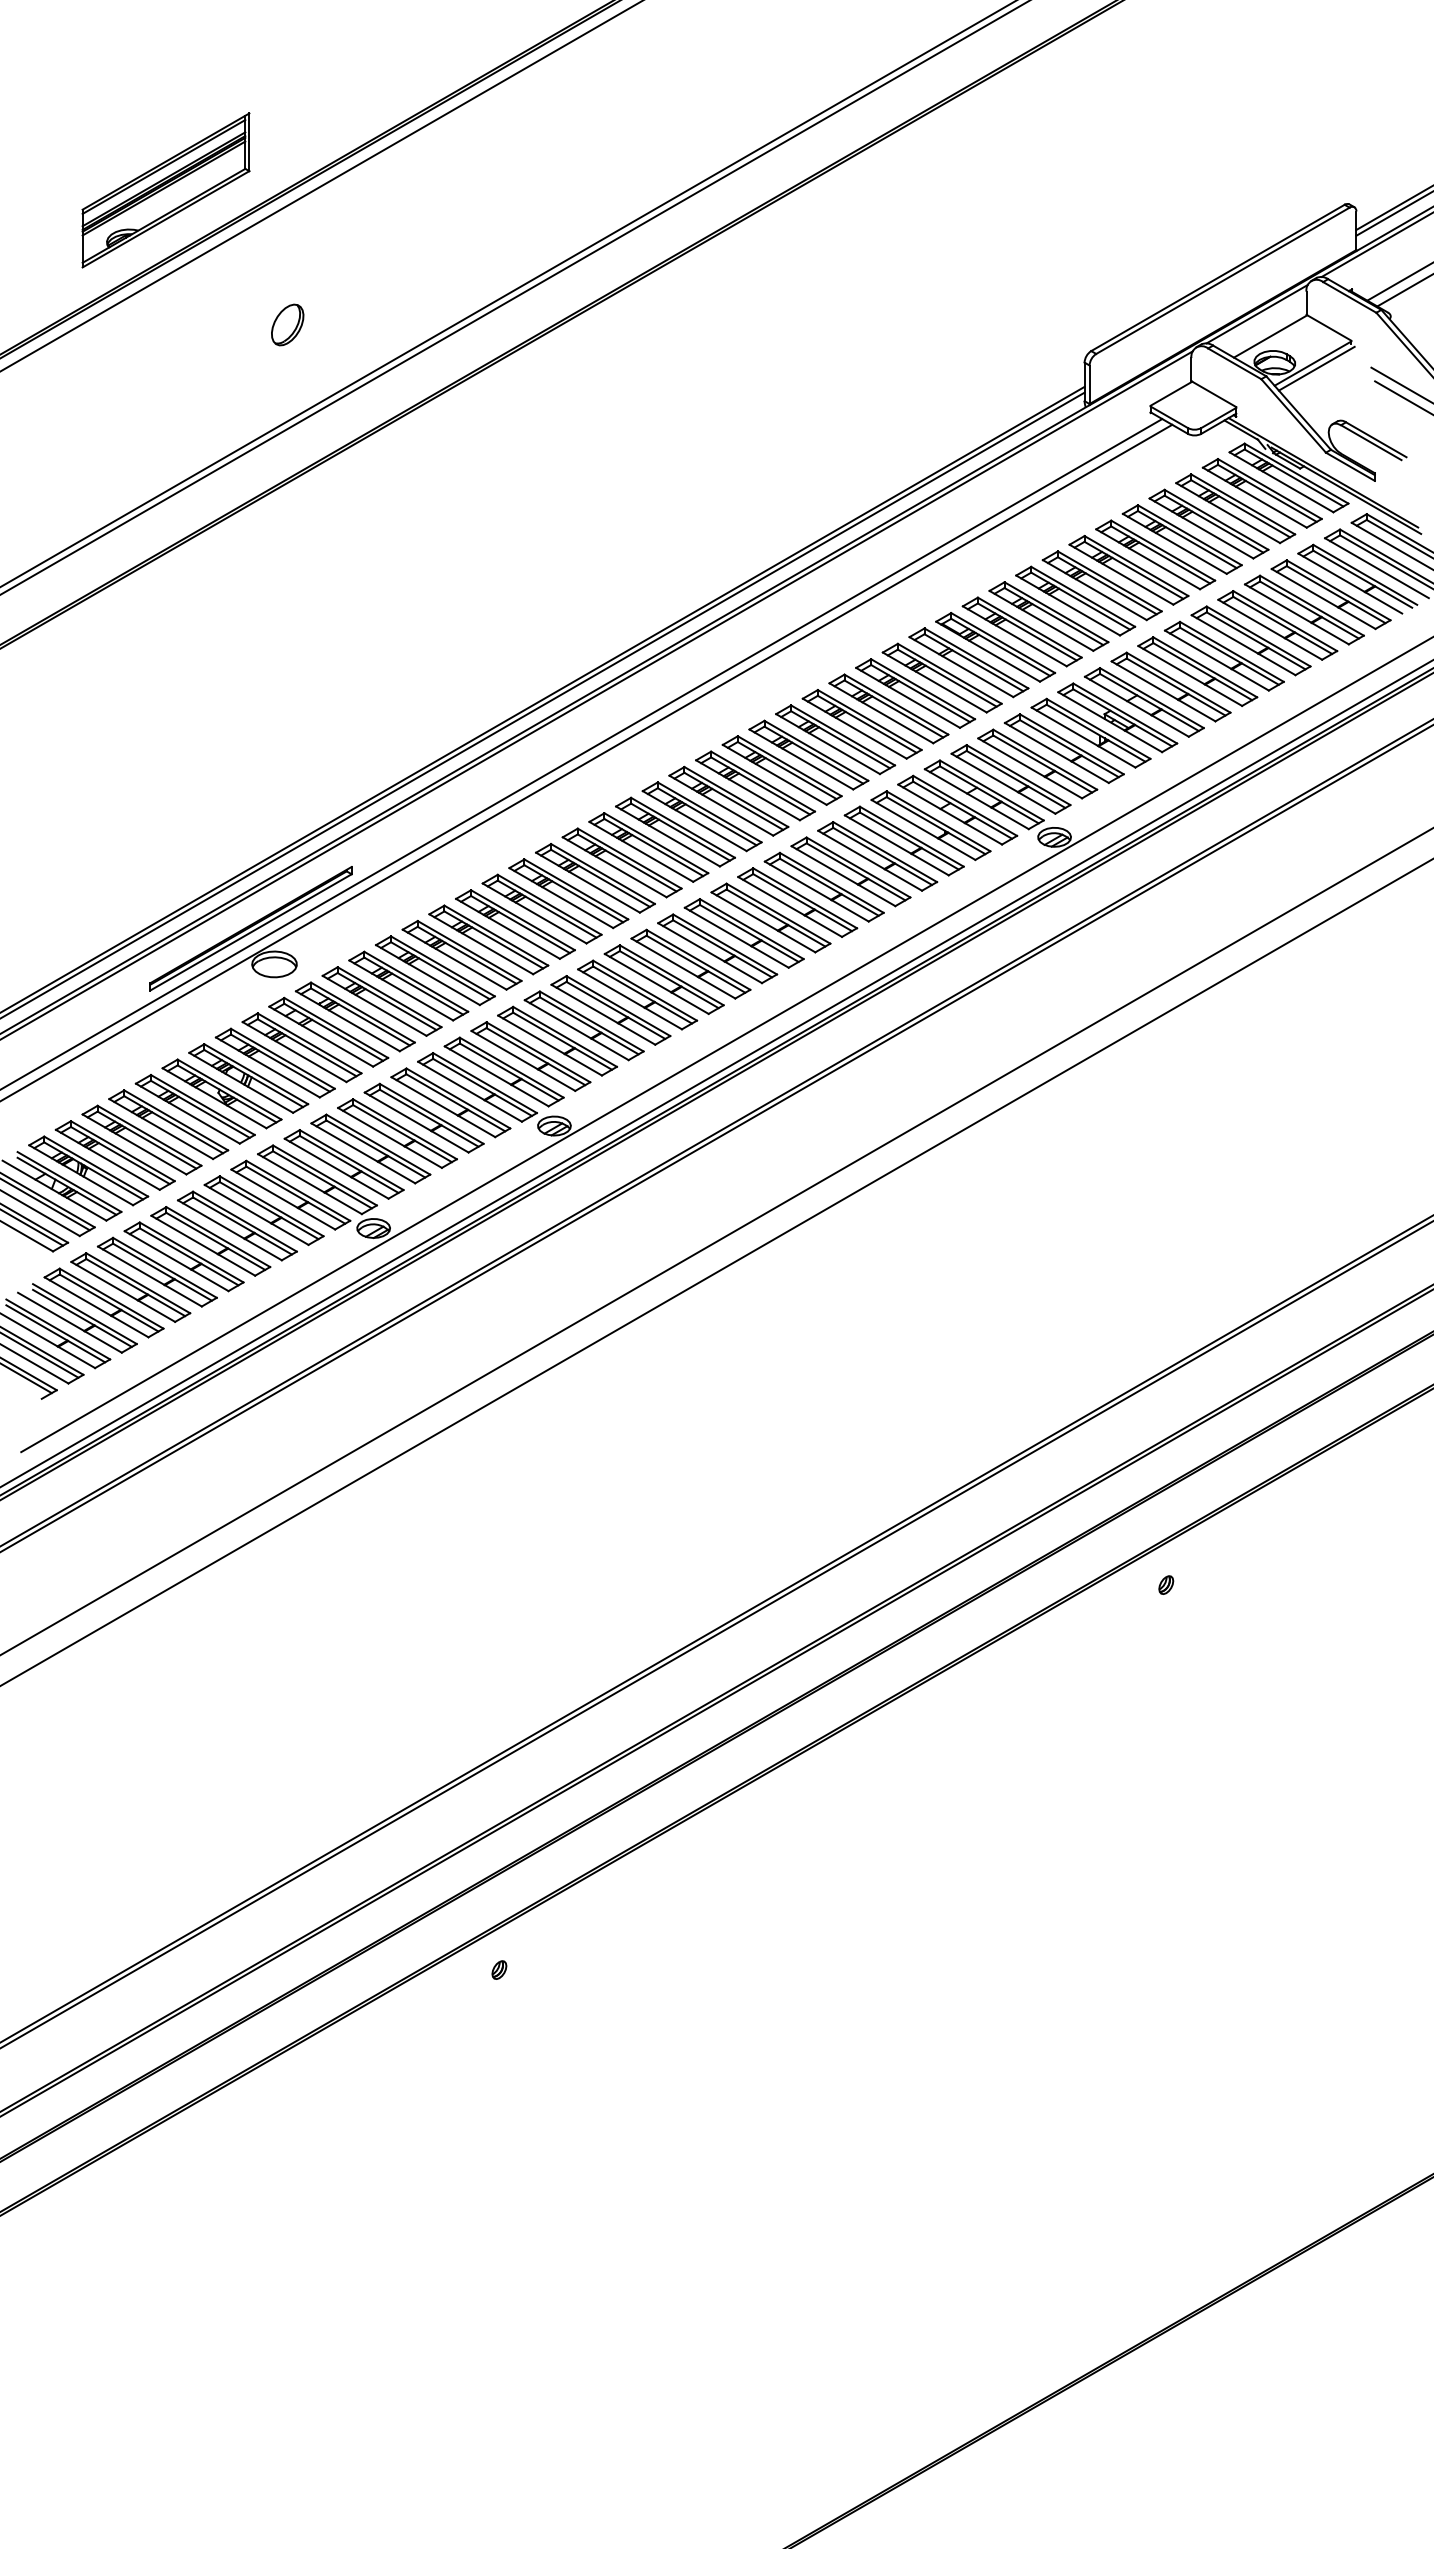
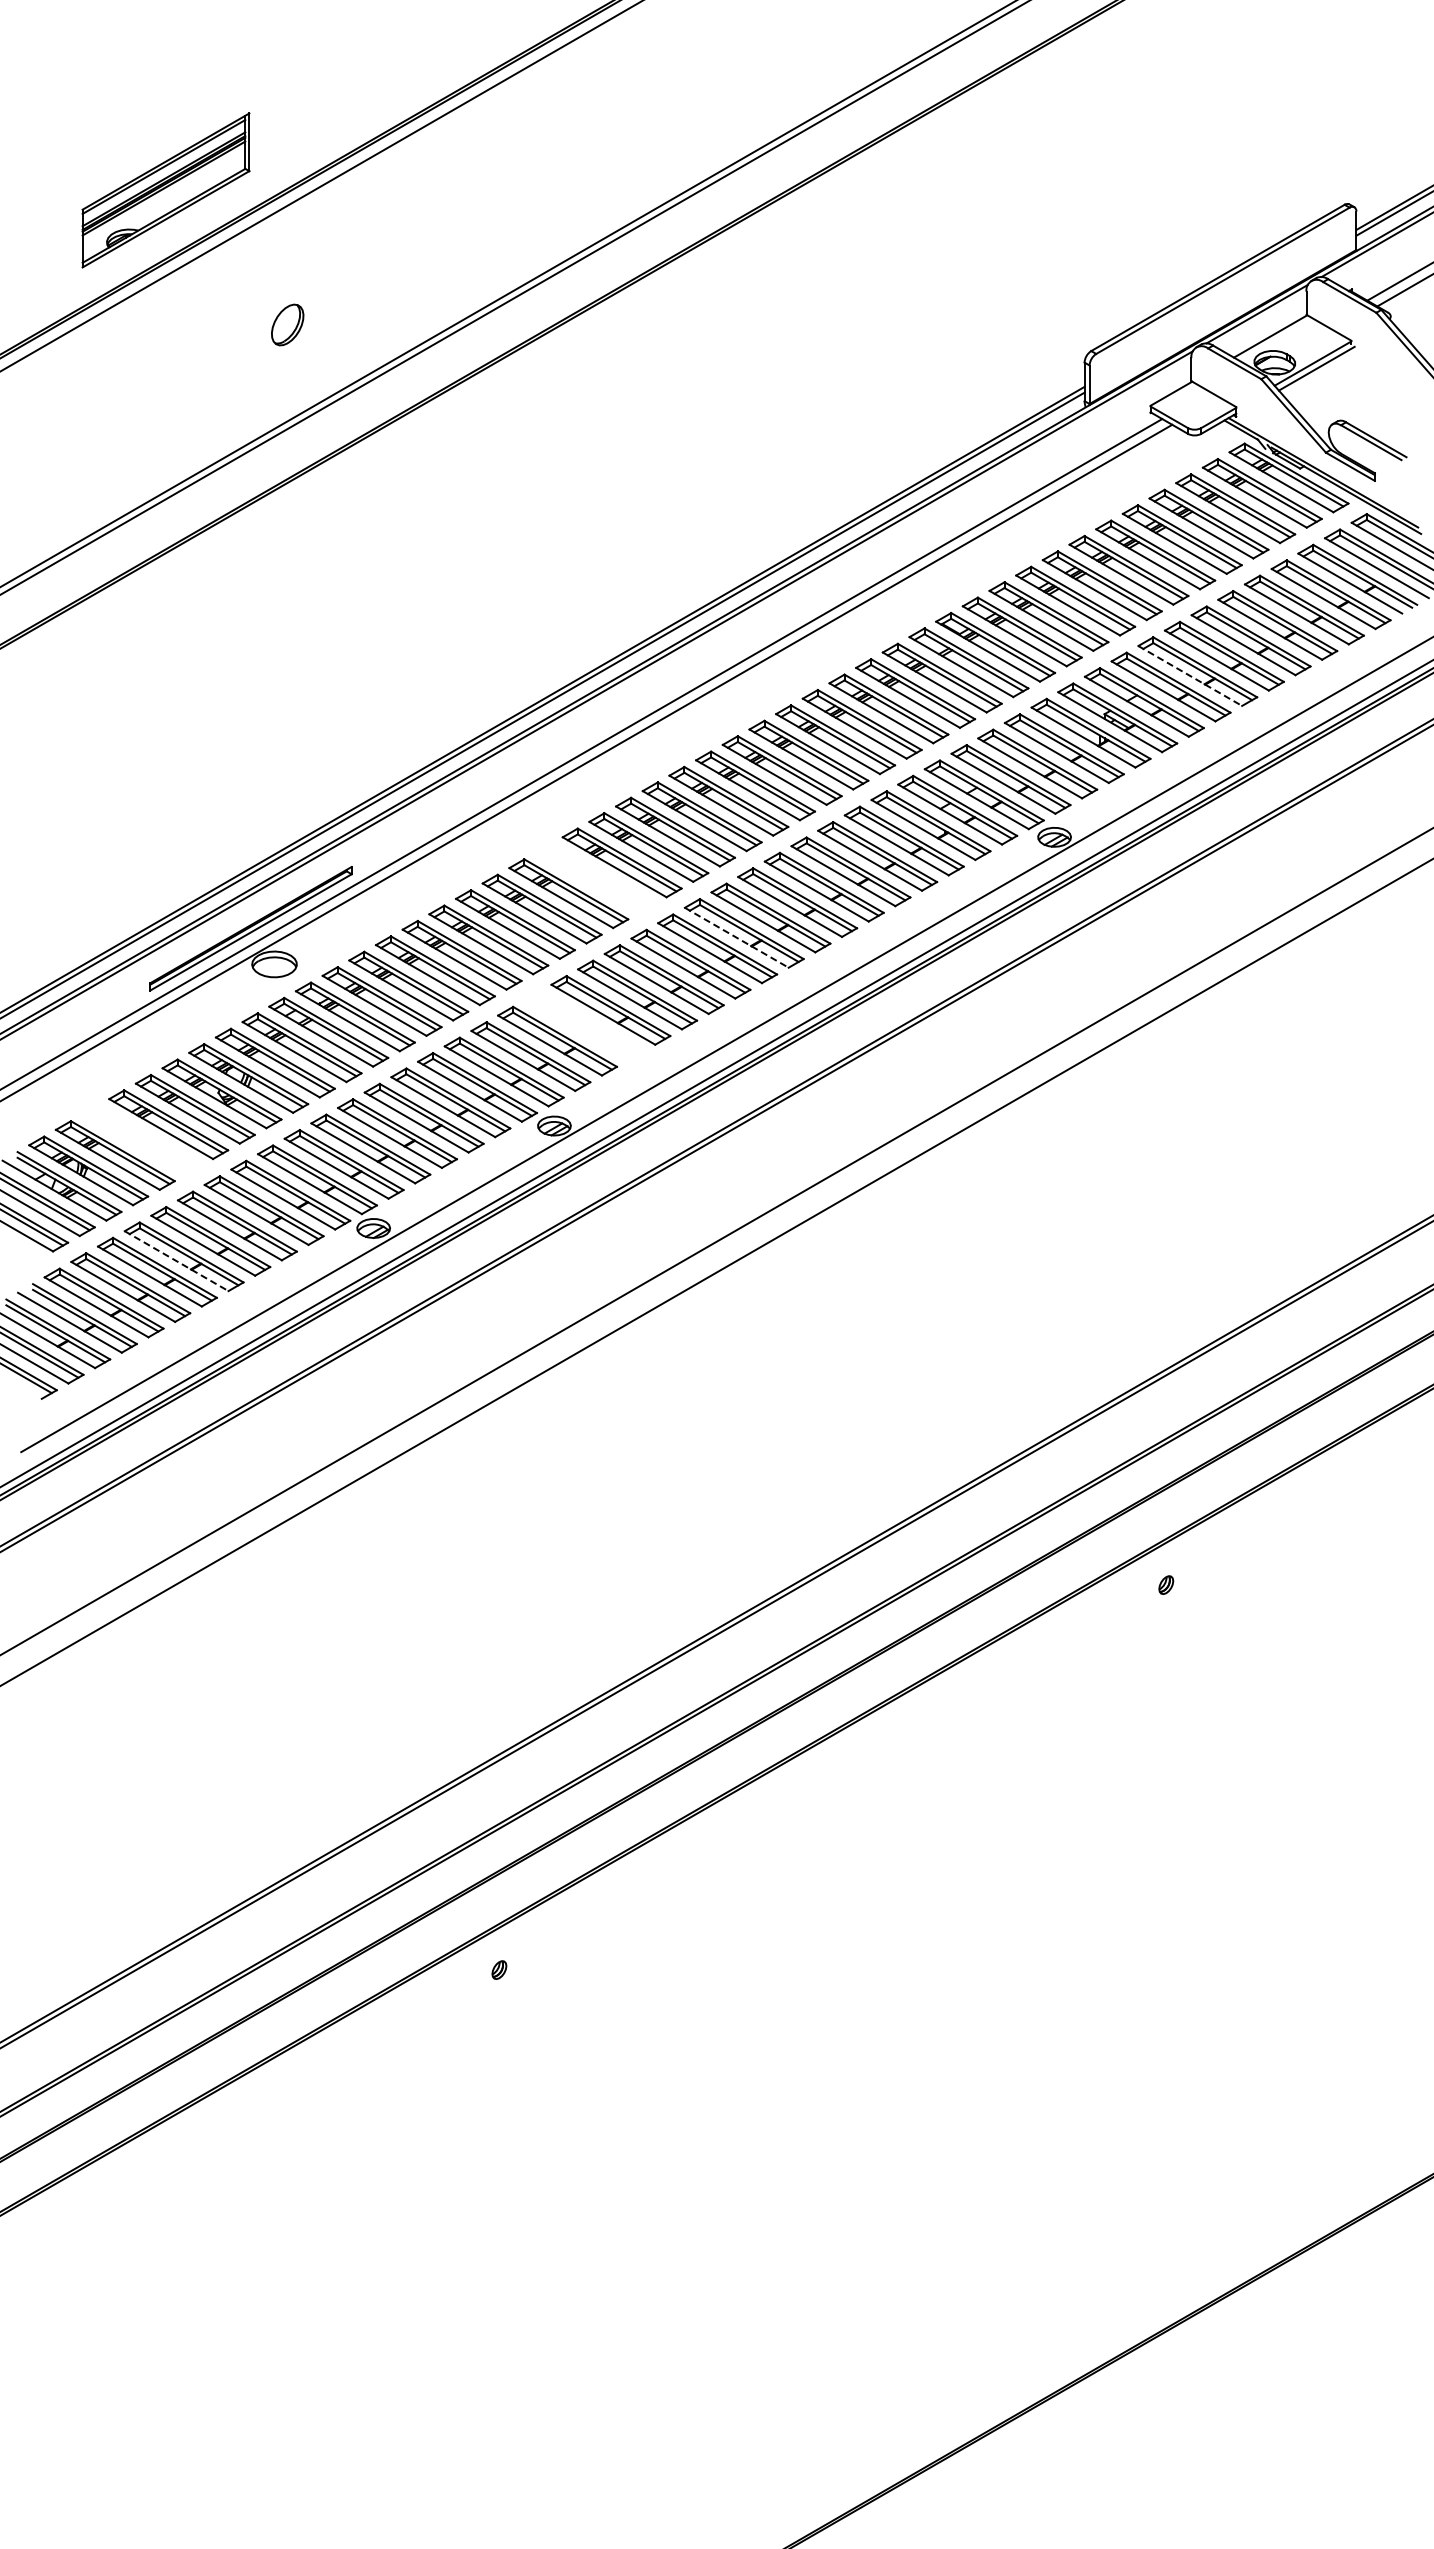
line: present -> none (1400, 384)
line: present -> none (1402, 397)
line: solid -> dashed (1190, 675)
part: present -> none (595, 878)
line: solid -> dashed (736, 937)
part: present -> none (583, 1025)
part: present -> none (141, 1139)
line: solid -> dashed (176, 1261)
